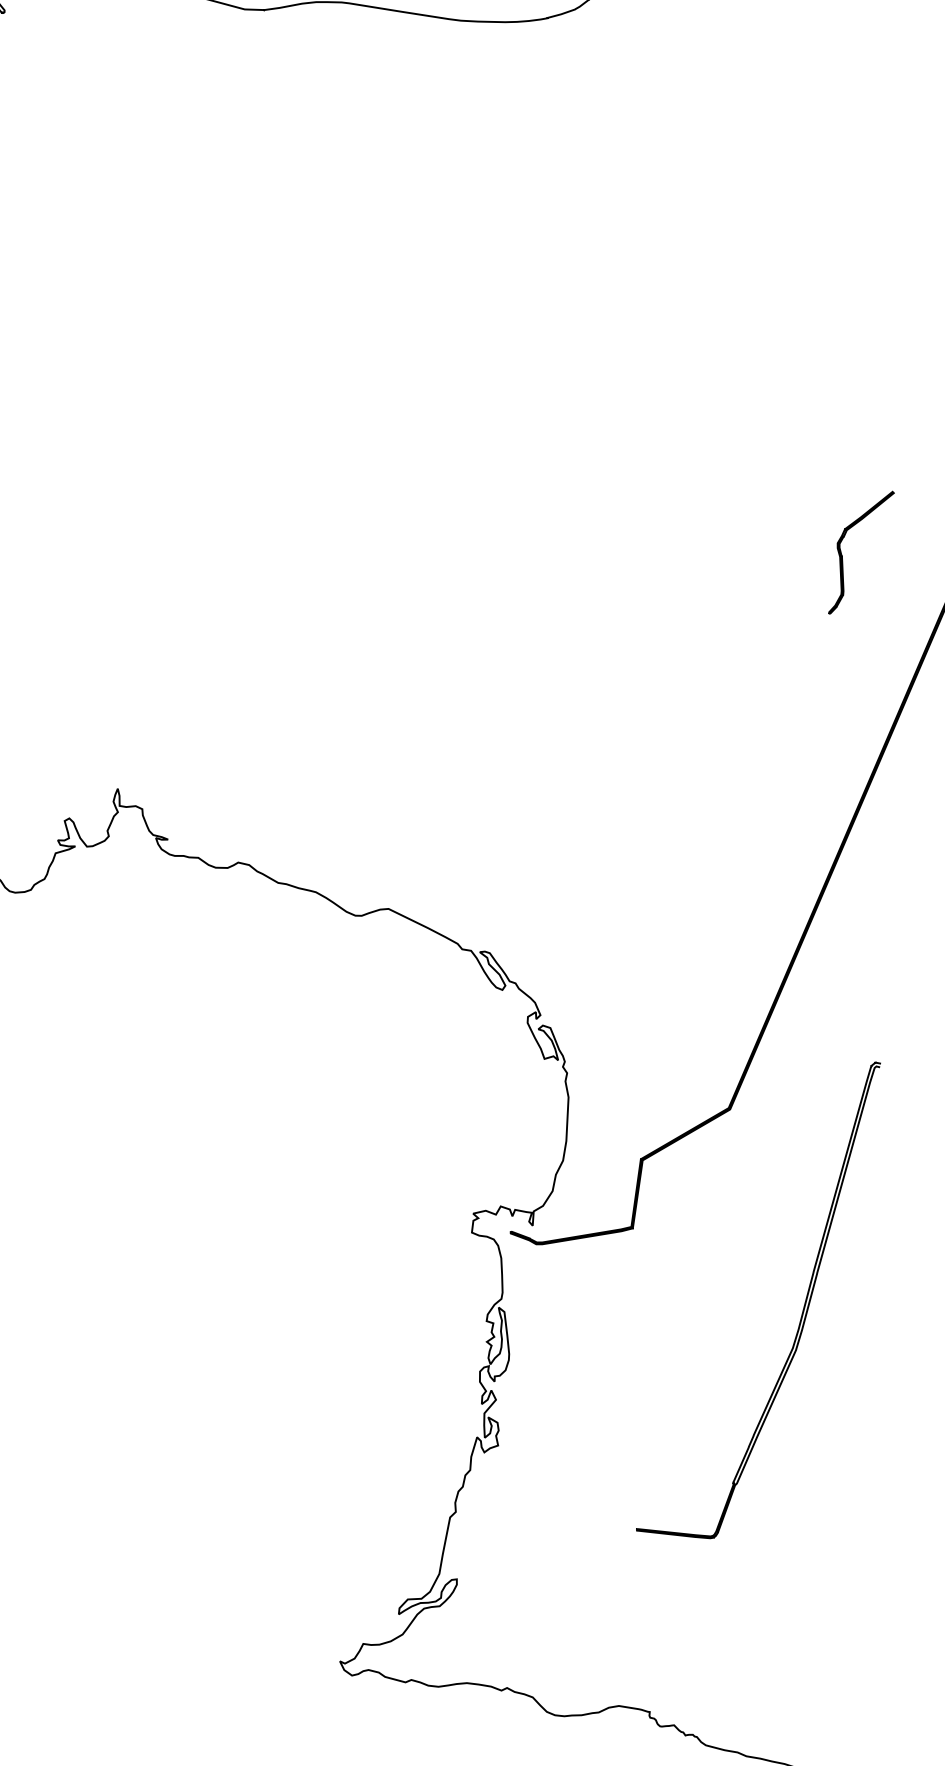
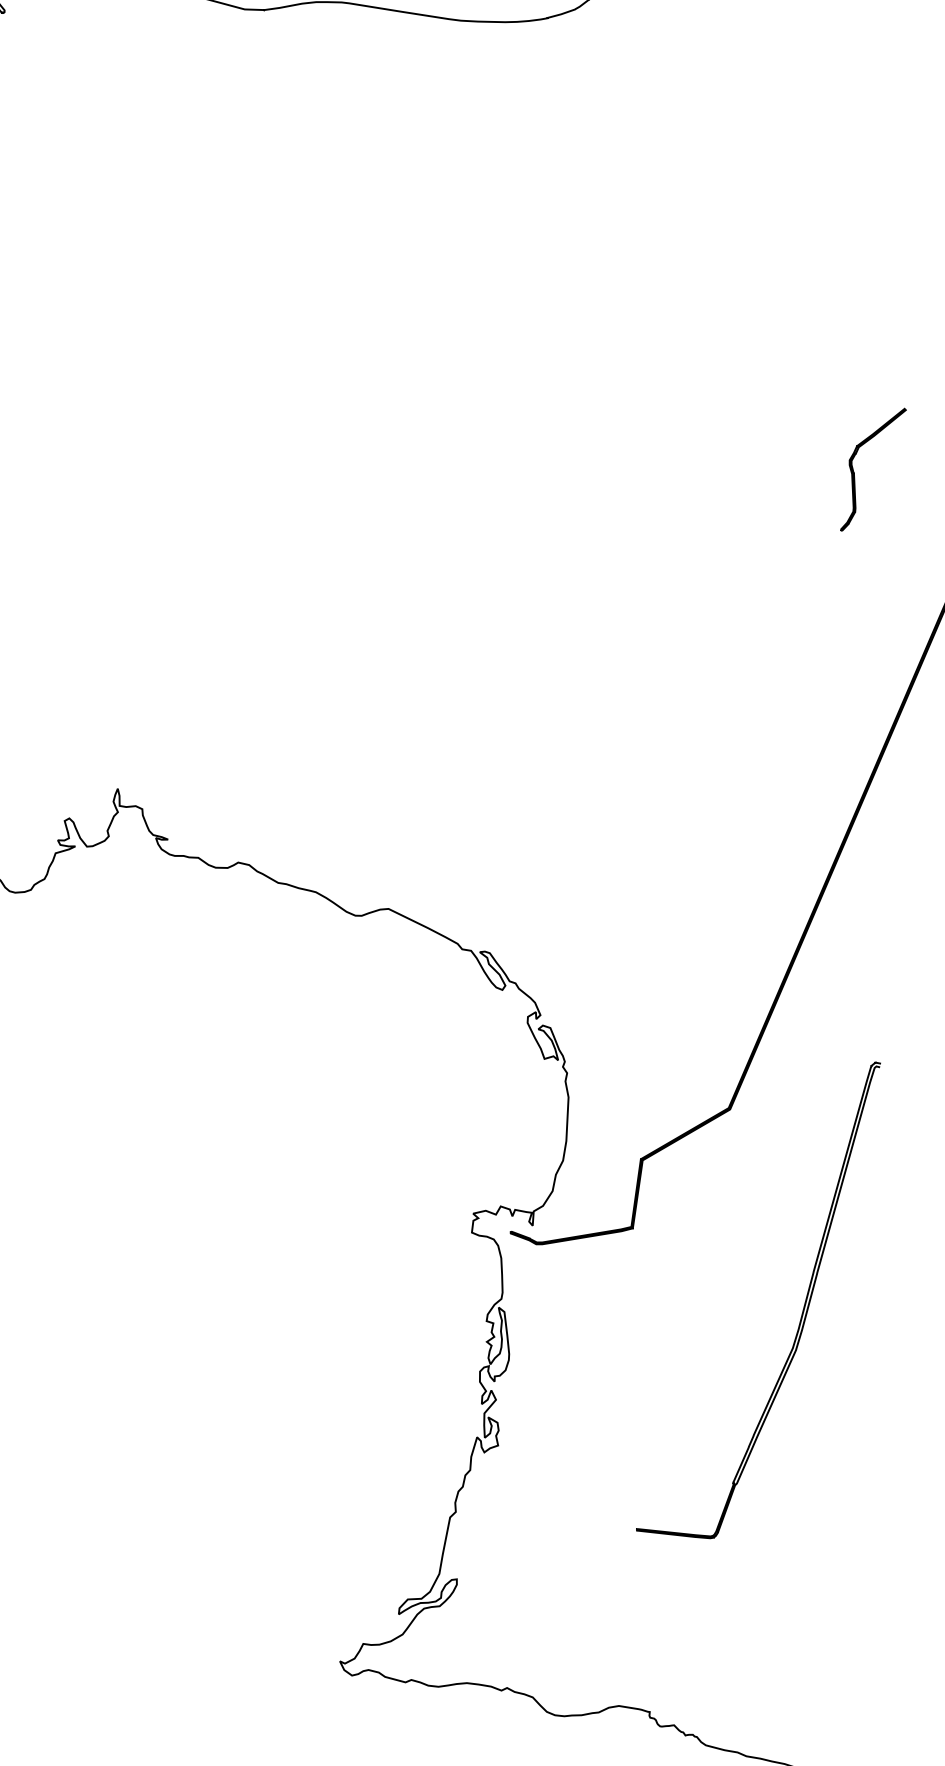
curve position: (842, 554) -> (854, 471) (854, 471)
